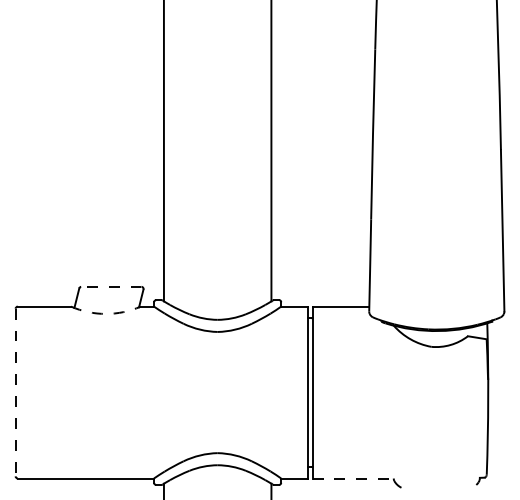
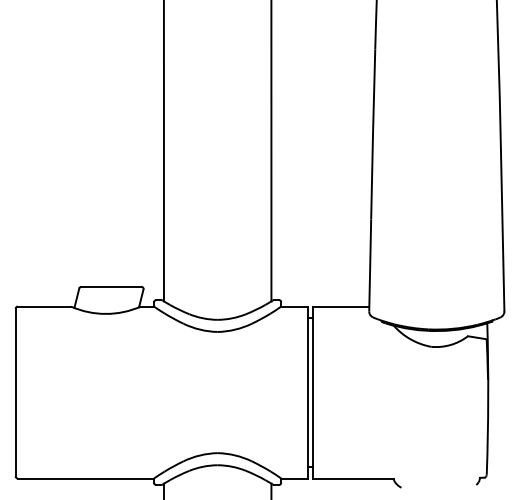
line: dashed -> solid (110, 286)
arc: dashed -> solid (105, 313)
line: dashed -> solid (15, 392)
line: dashed -> solid (353, 478)
